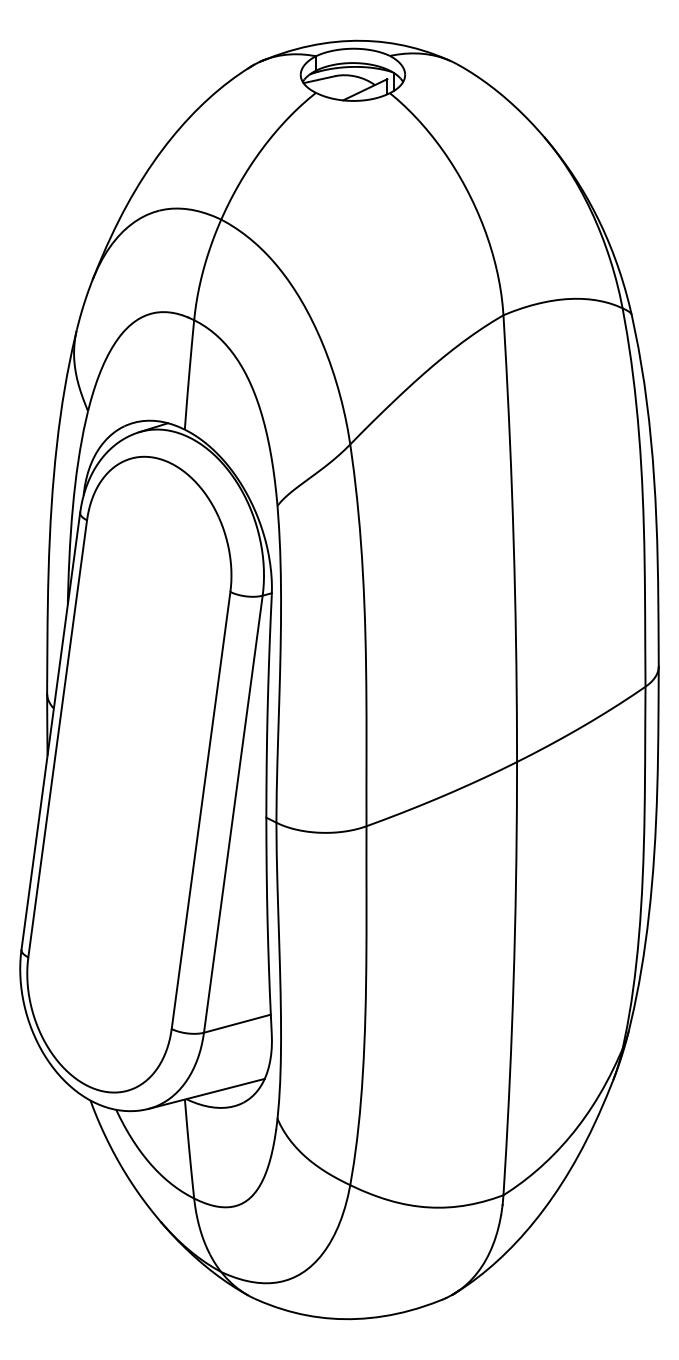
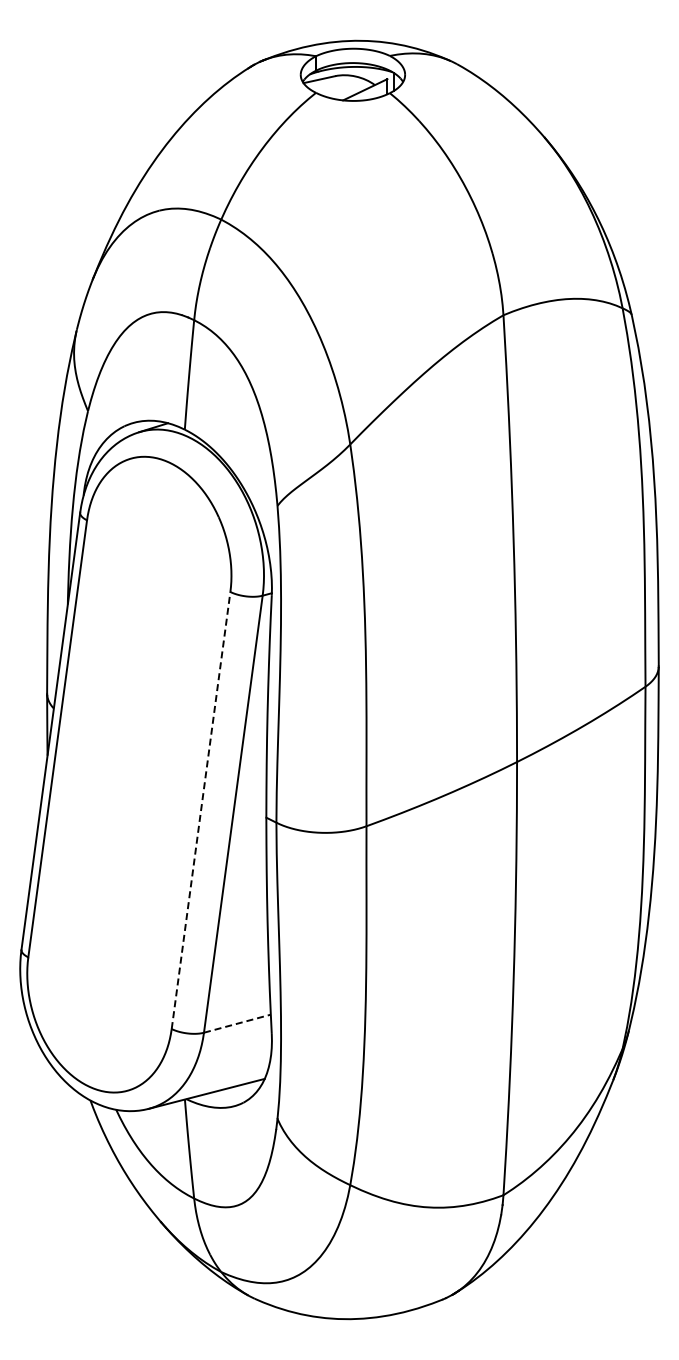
line: solid -> dashed (201, 810)
line: solid -> dashed (237, 1023)
